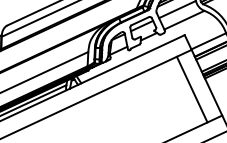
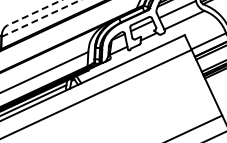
line: solid -> dashed (34, 12)
line: solid -> dashed (41, 18)
line: present -> none (191, 89)
